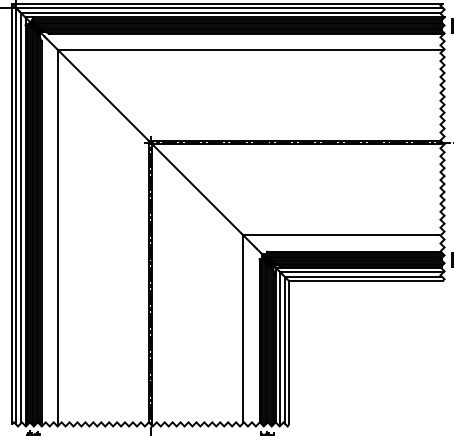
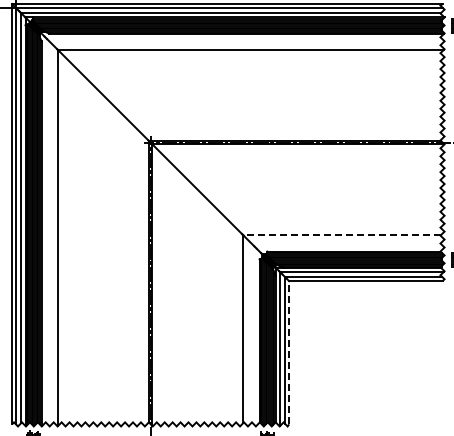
line: solid -> dashed (342, 235)
line: solid -> dashed (289, 352)
